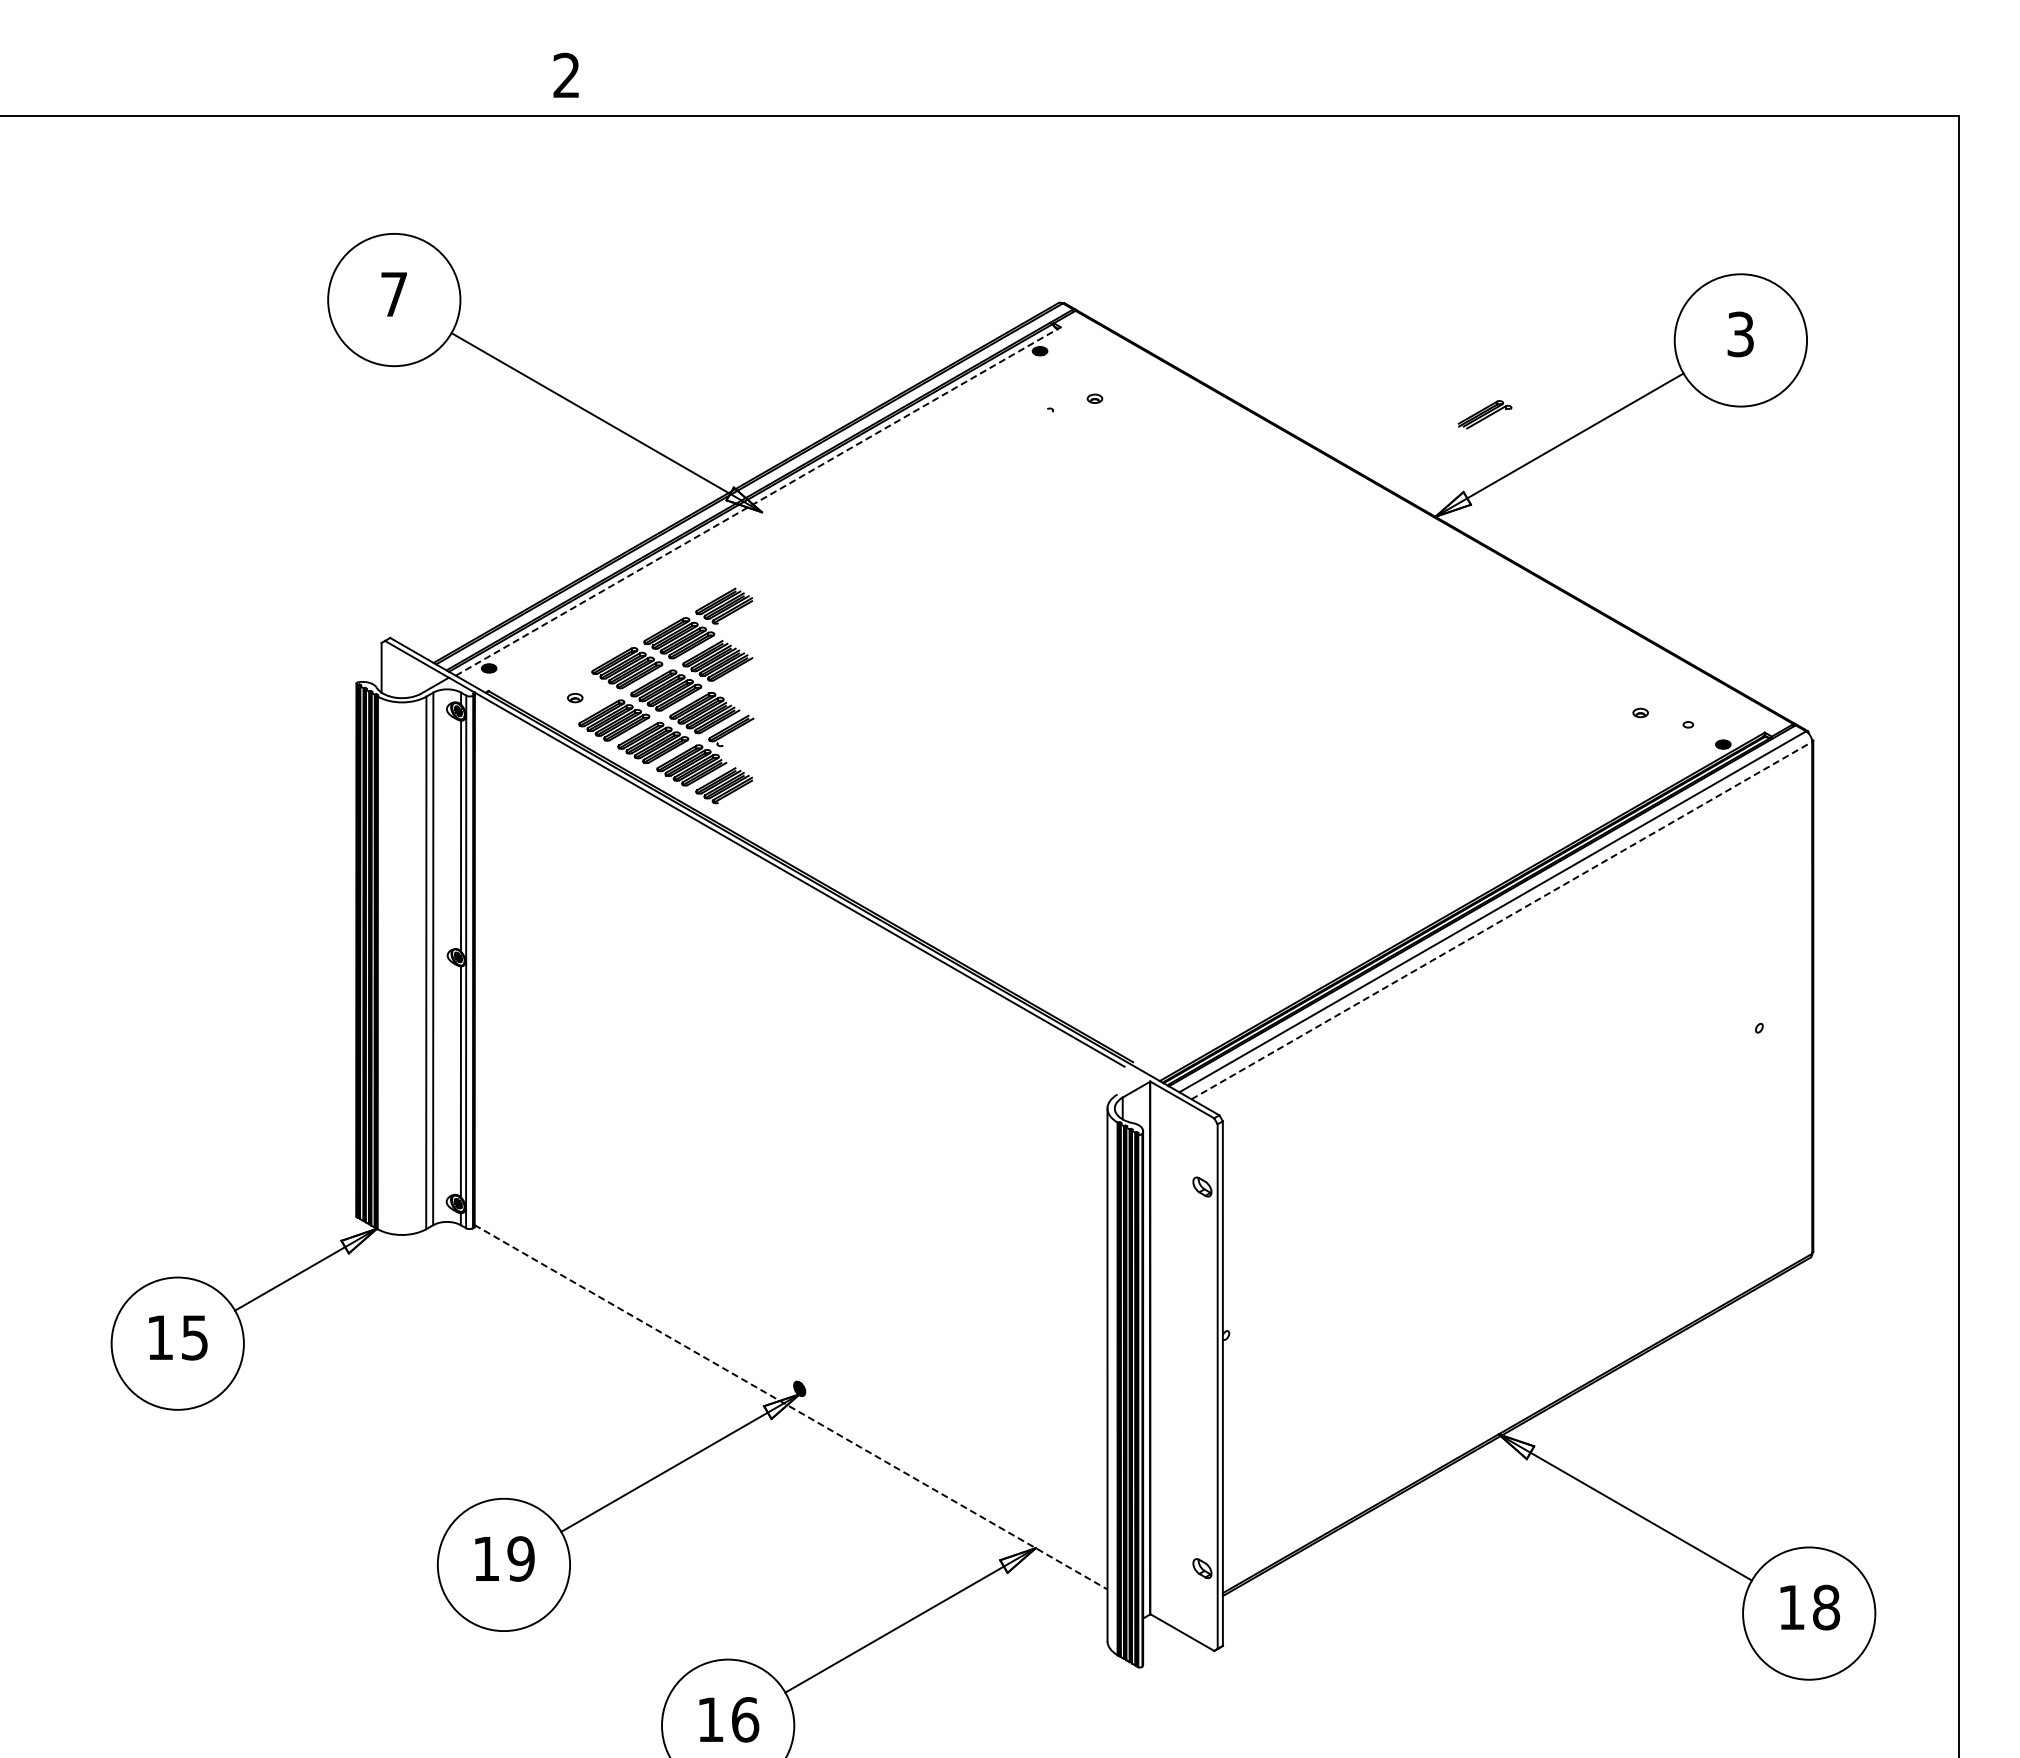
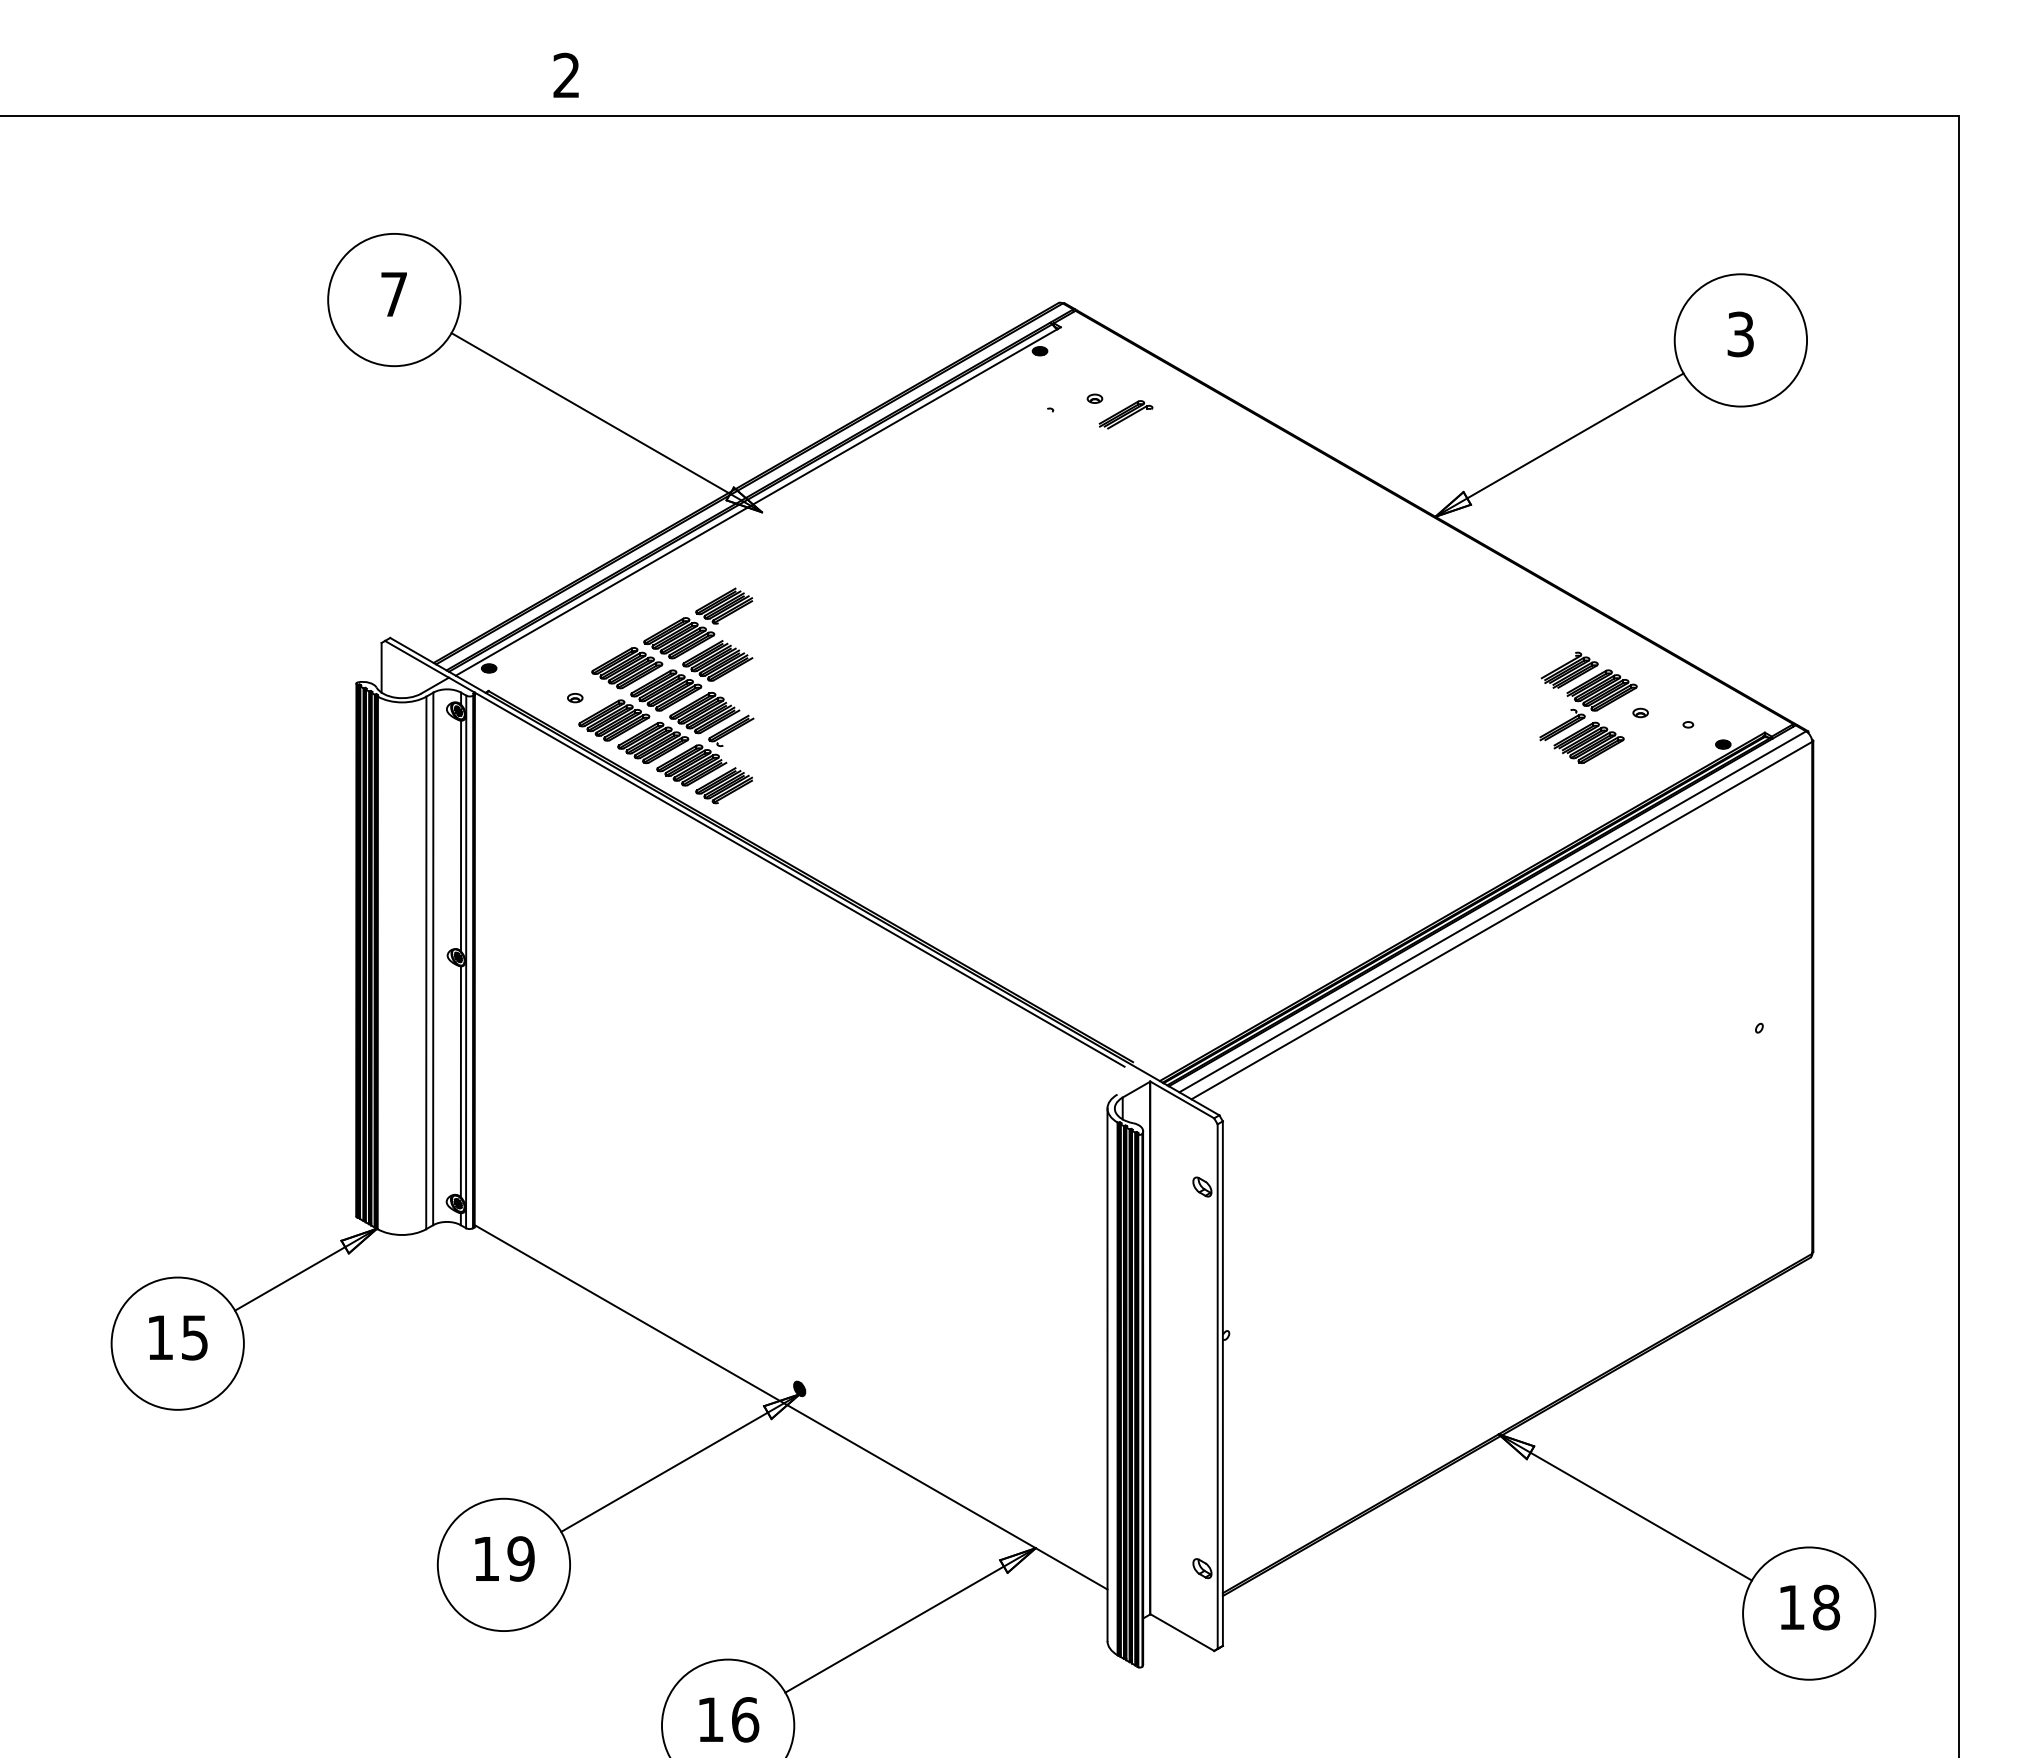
part position: (1484, 414) -> (1125, 414) (1125, 414)
line: dashed -> solid (758, 501)
part: none -> present (1588, 707)
line: dashed -> solid (1502, 920)
line: dashed -> solid (791, 1407)
